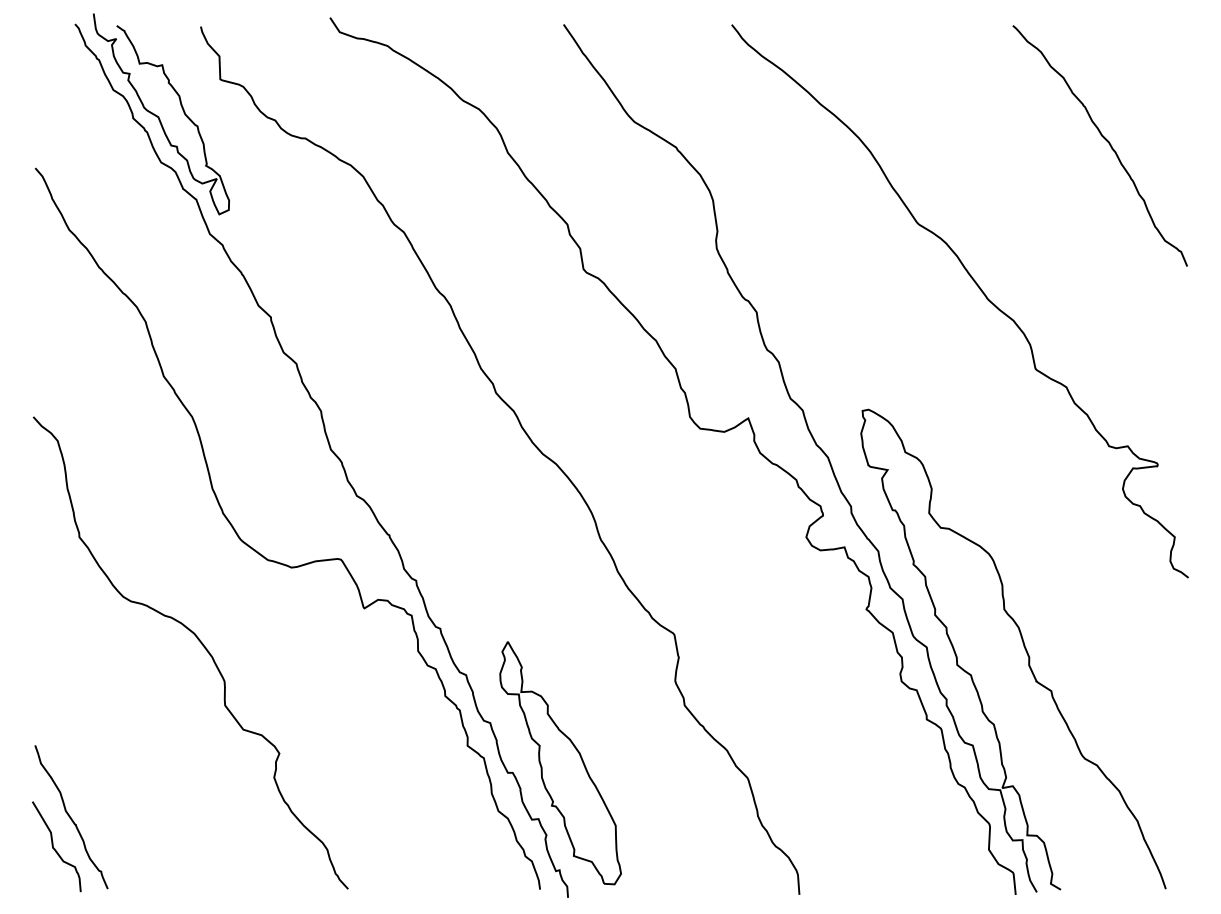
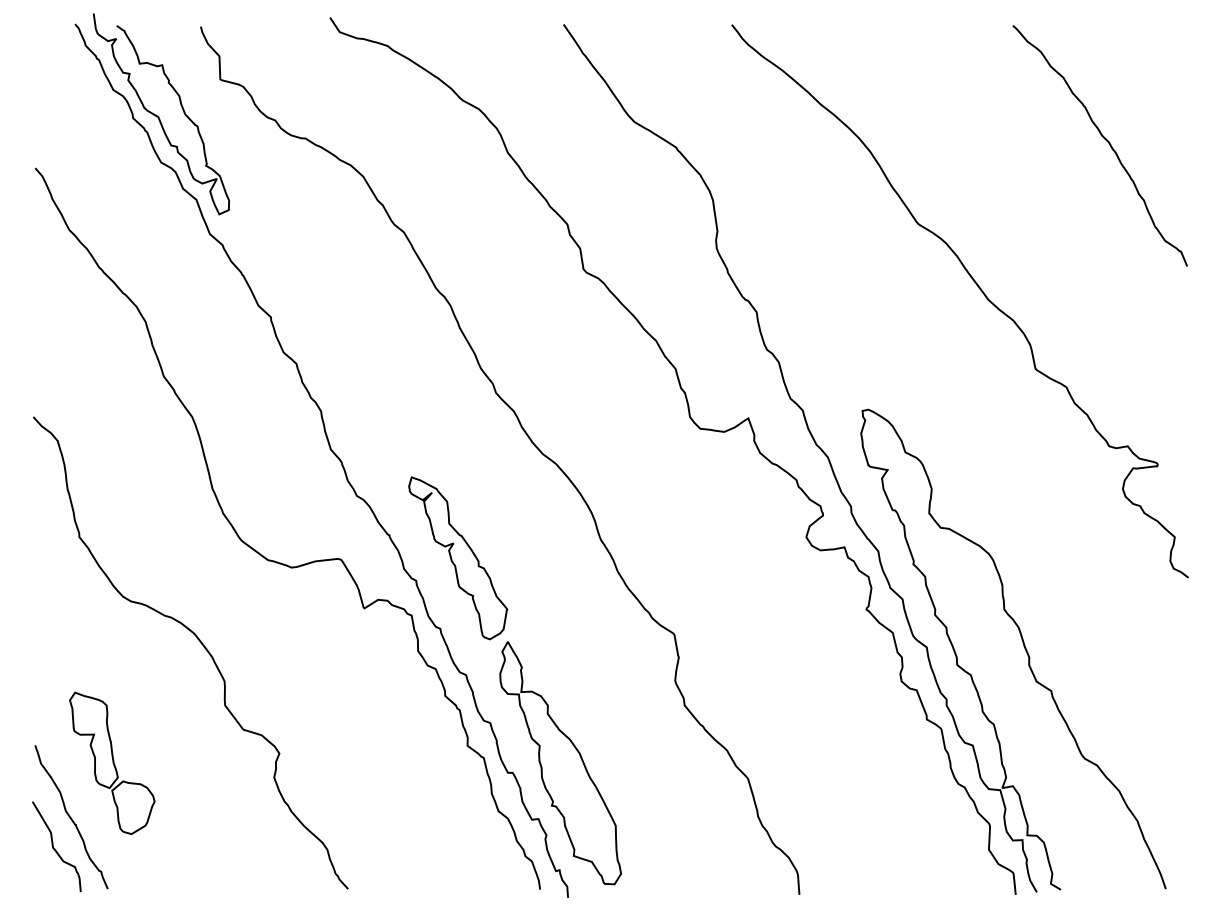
part: none -> present (458, 558)
part: none -> present (112, 762)
